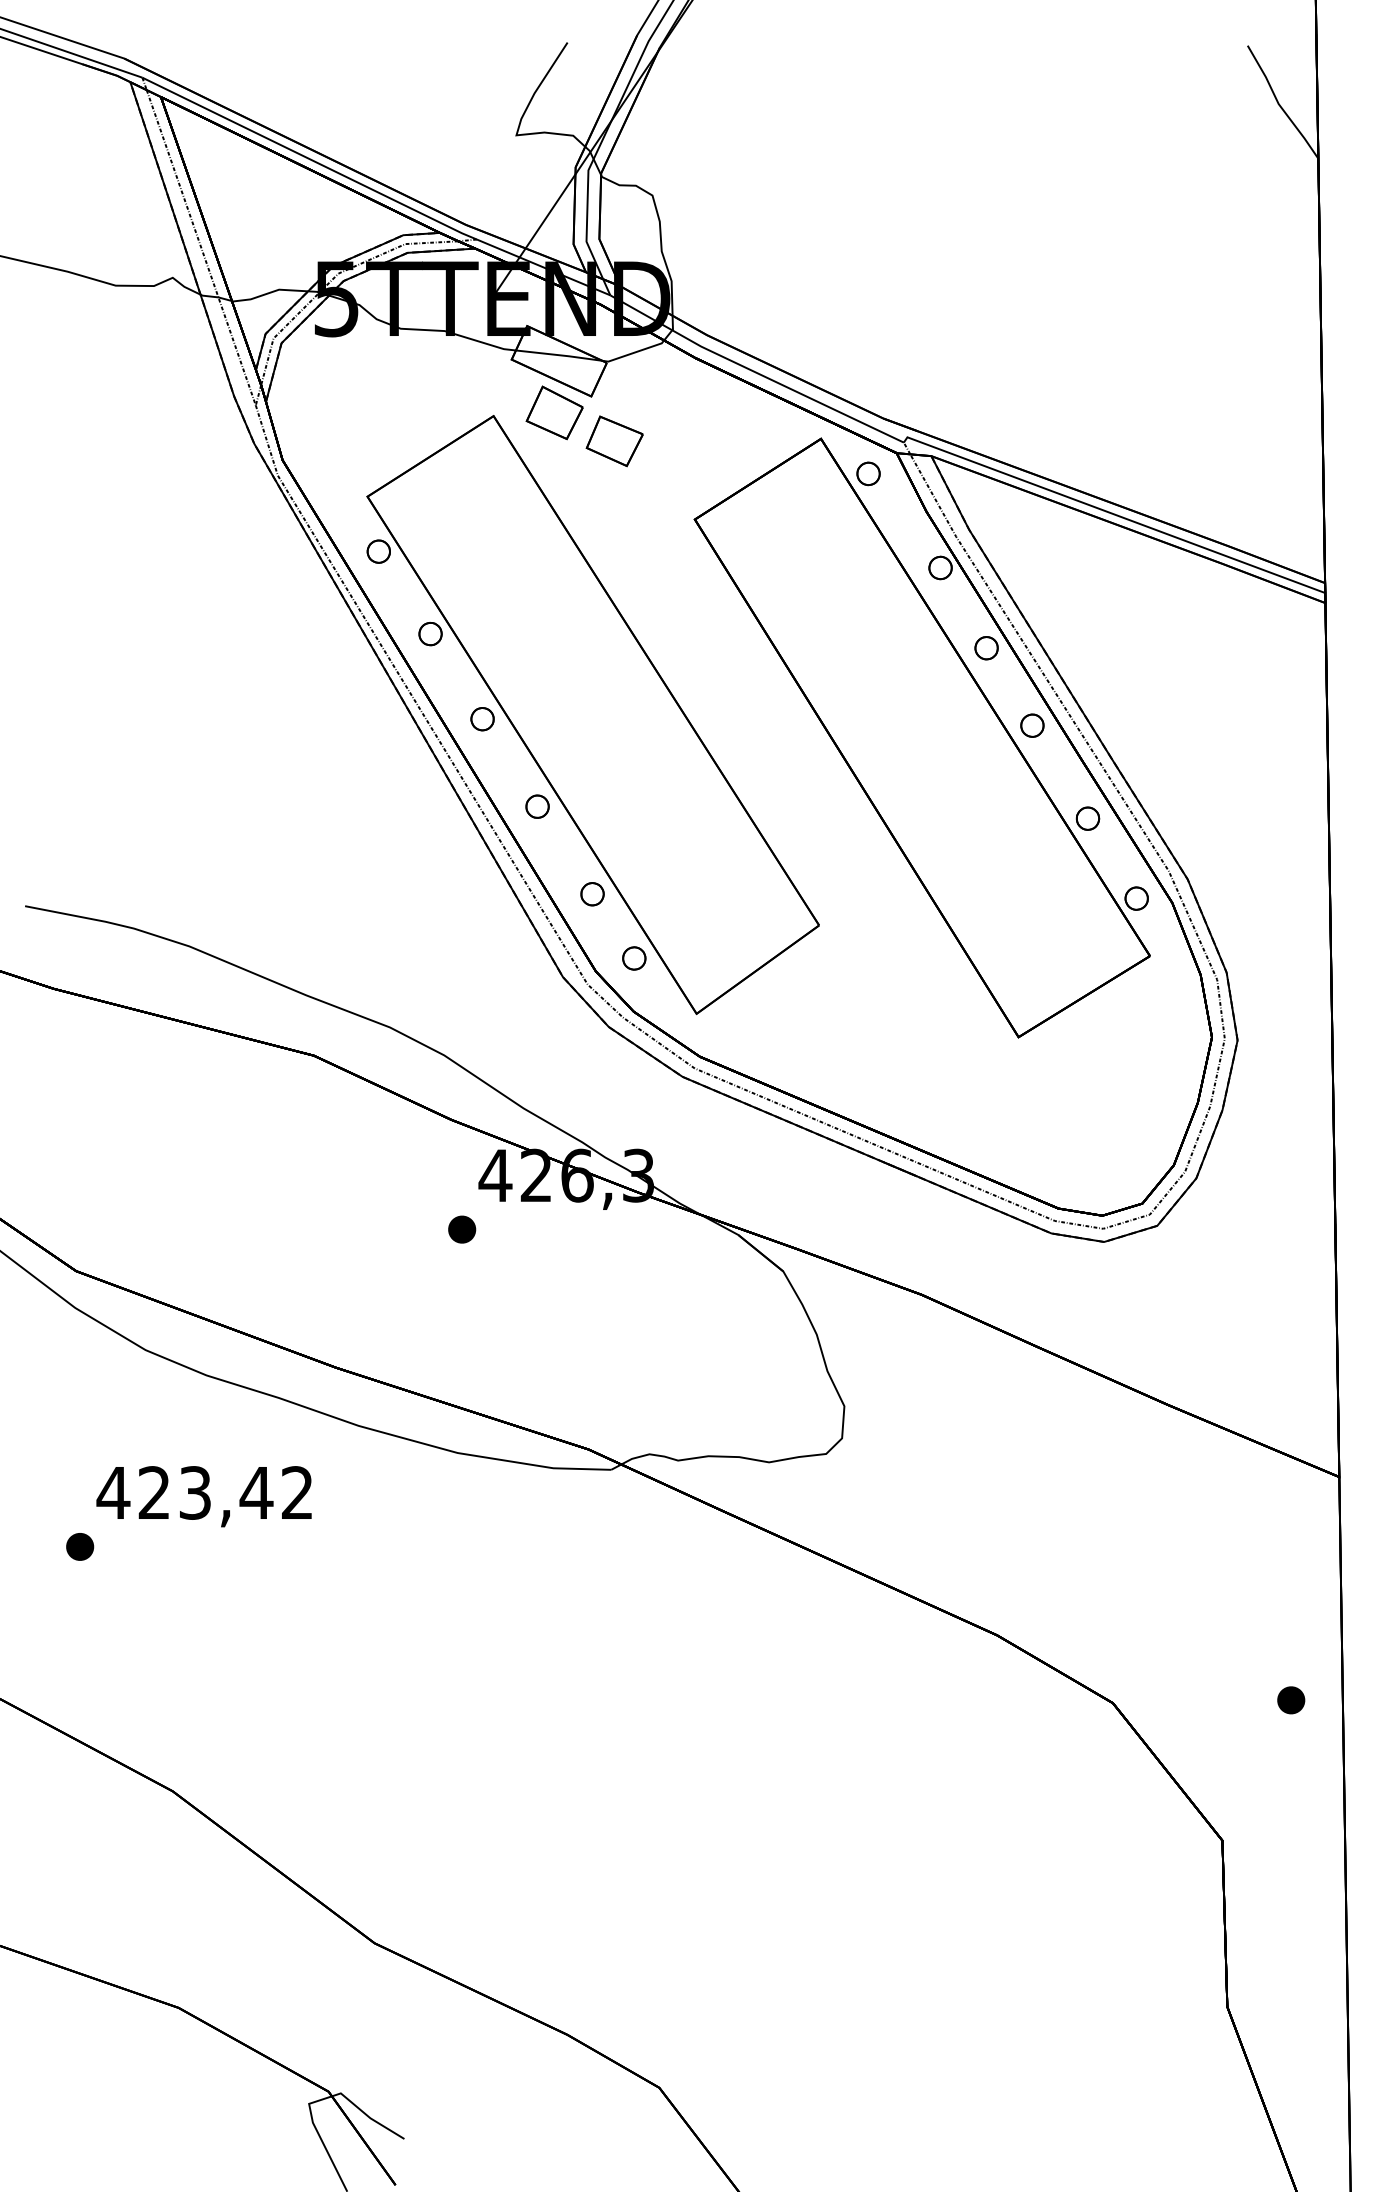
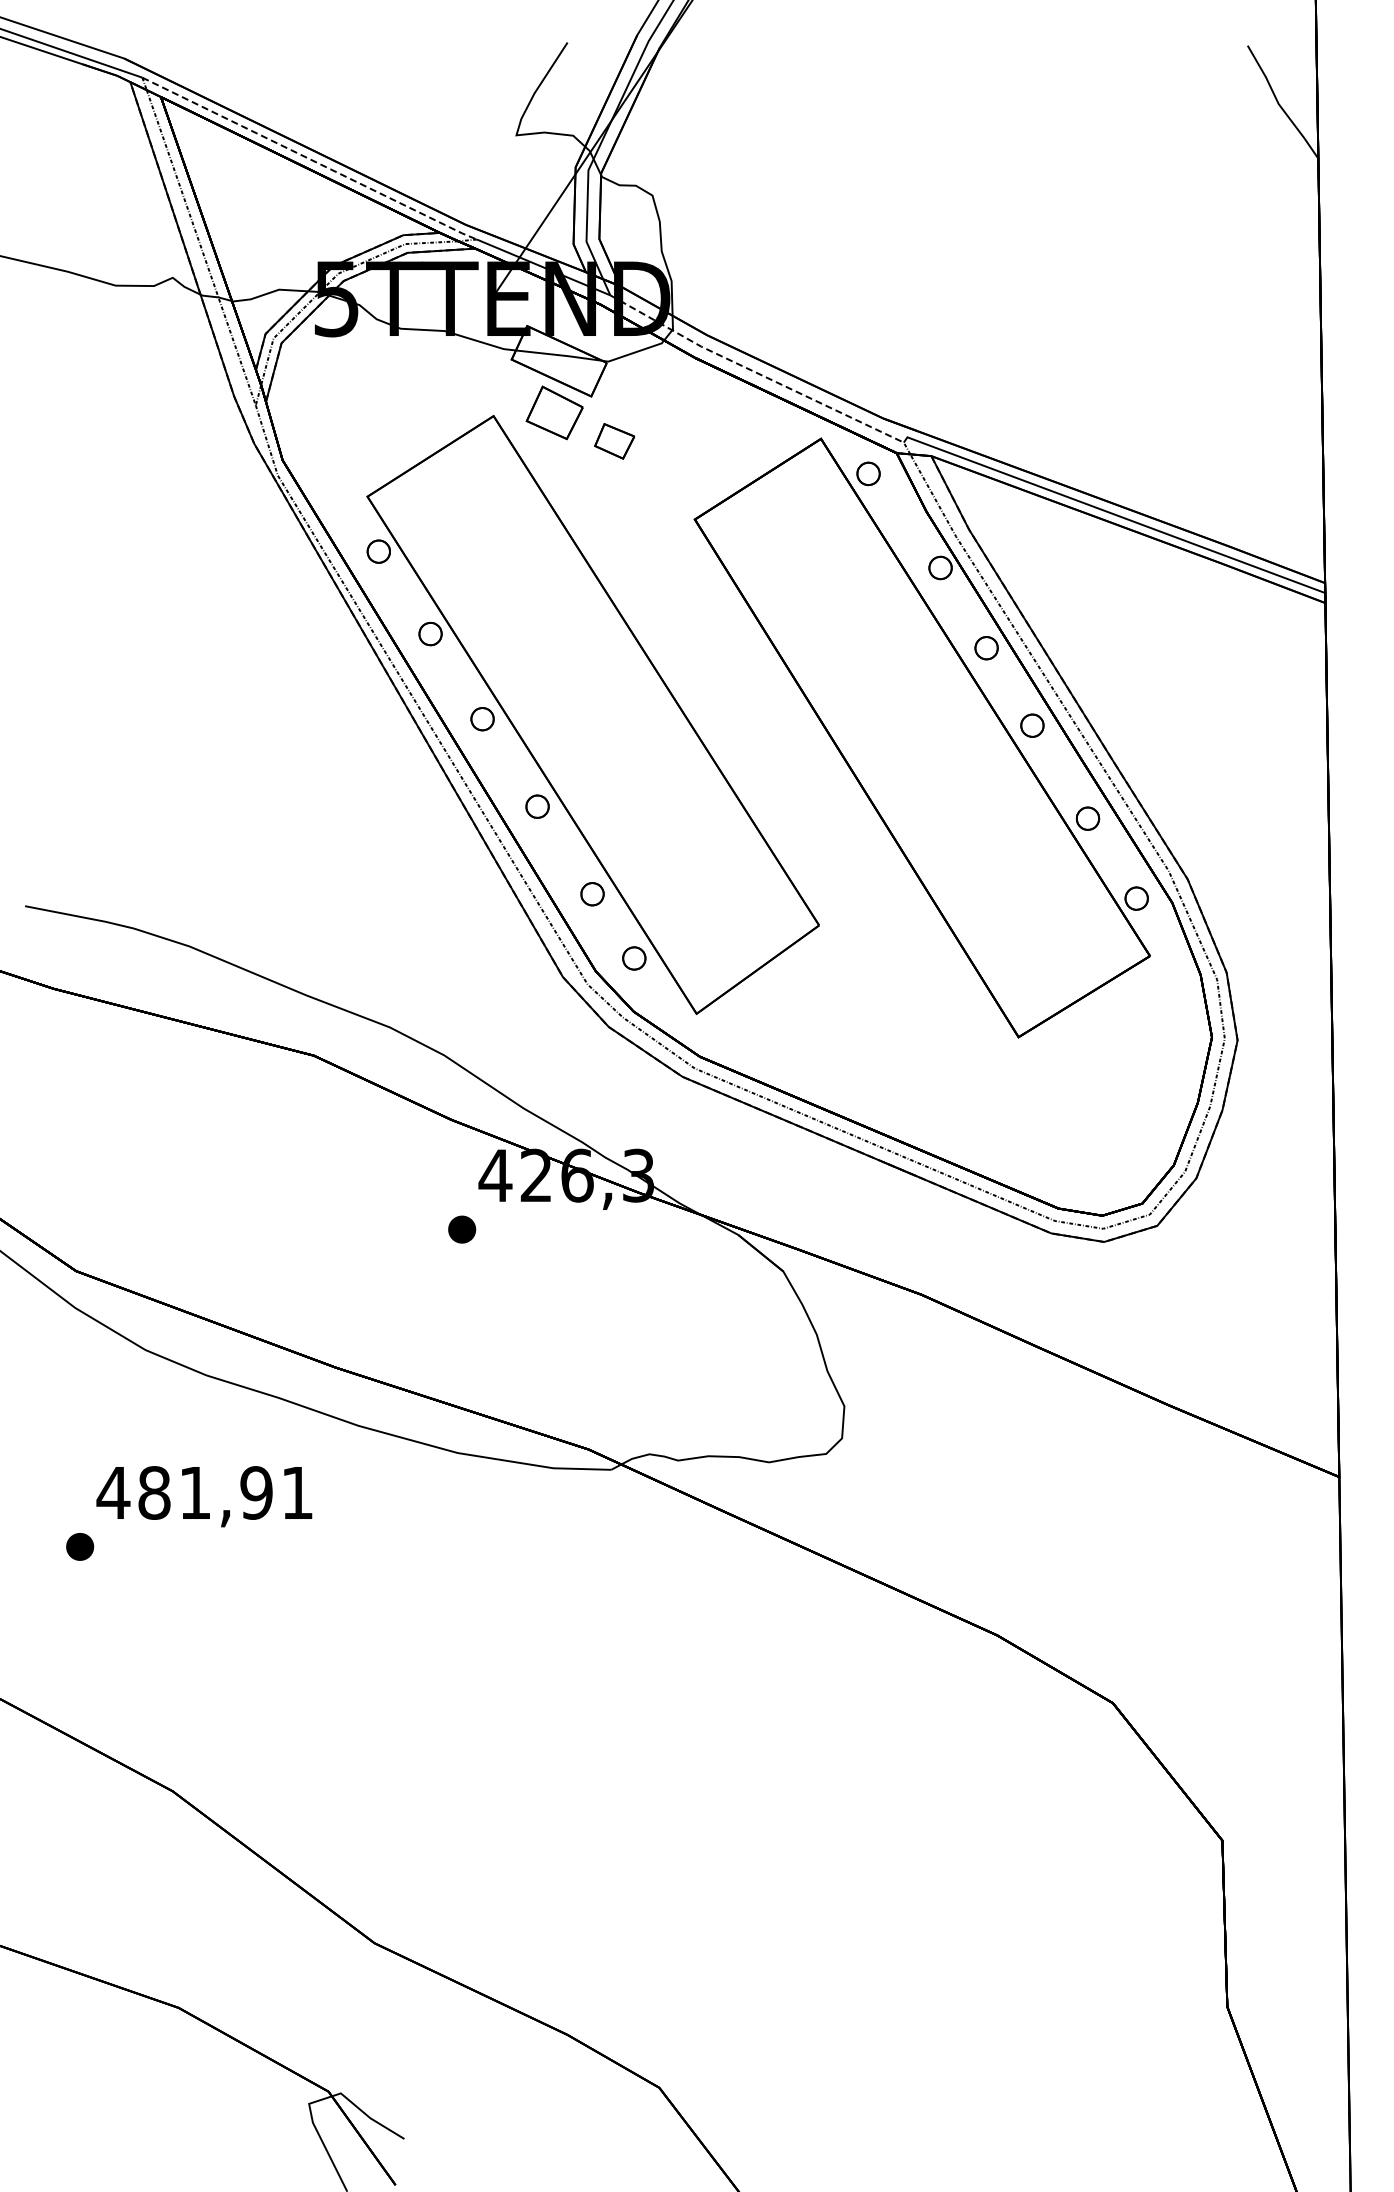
line: solid -> dashed (310, 159)
line: solid -> dashed (755, 372)
part size: 59x53 px -> 42x37 px (614, 441)
text: 423,42 -> 481,91 (225, 1492)
part: present -> none (1291, 1700)
